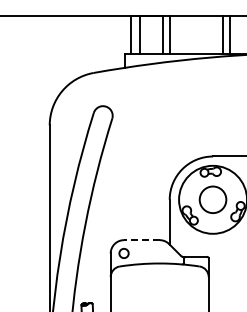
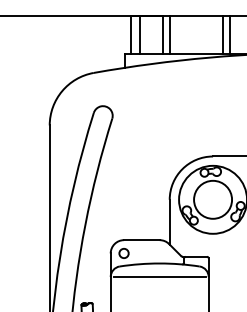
circle diameter: 27 px -> 38 px (213, 199)
line: dashed -> solid (141, 240)
line: none -> present (159, 277)
